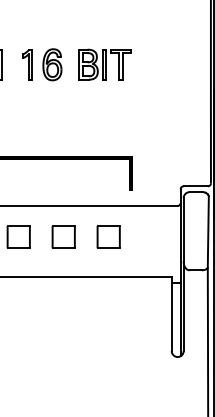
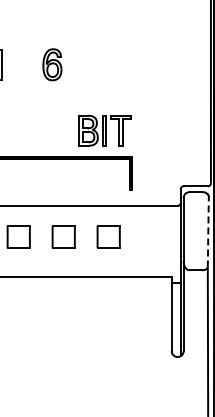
part: present -> none (27, 64)
part position: (104, 64) -> (104, 130) (104, 130)
line: solid -> dashed (208, 231)
